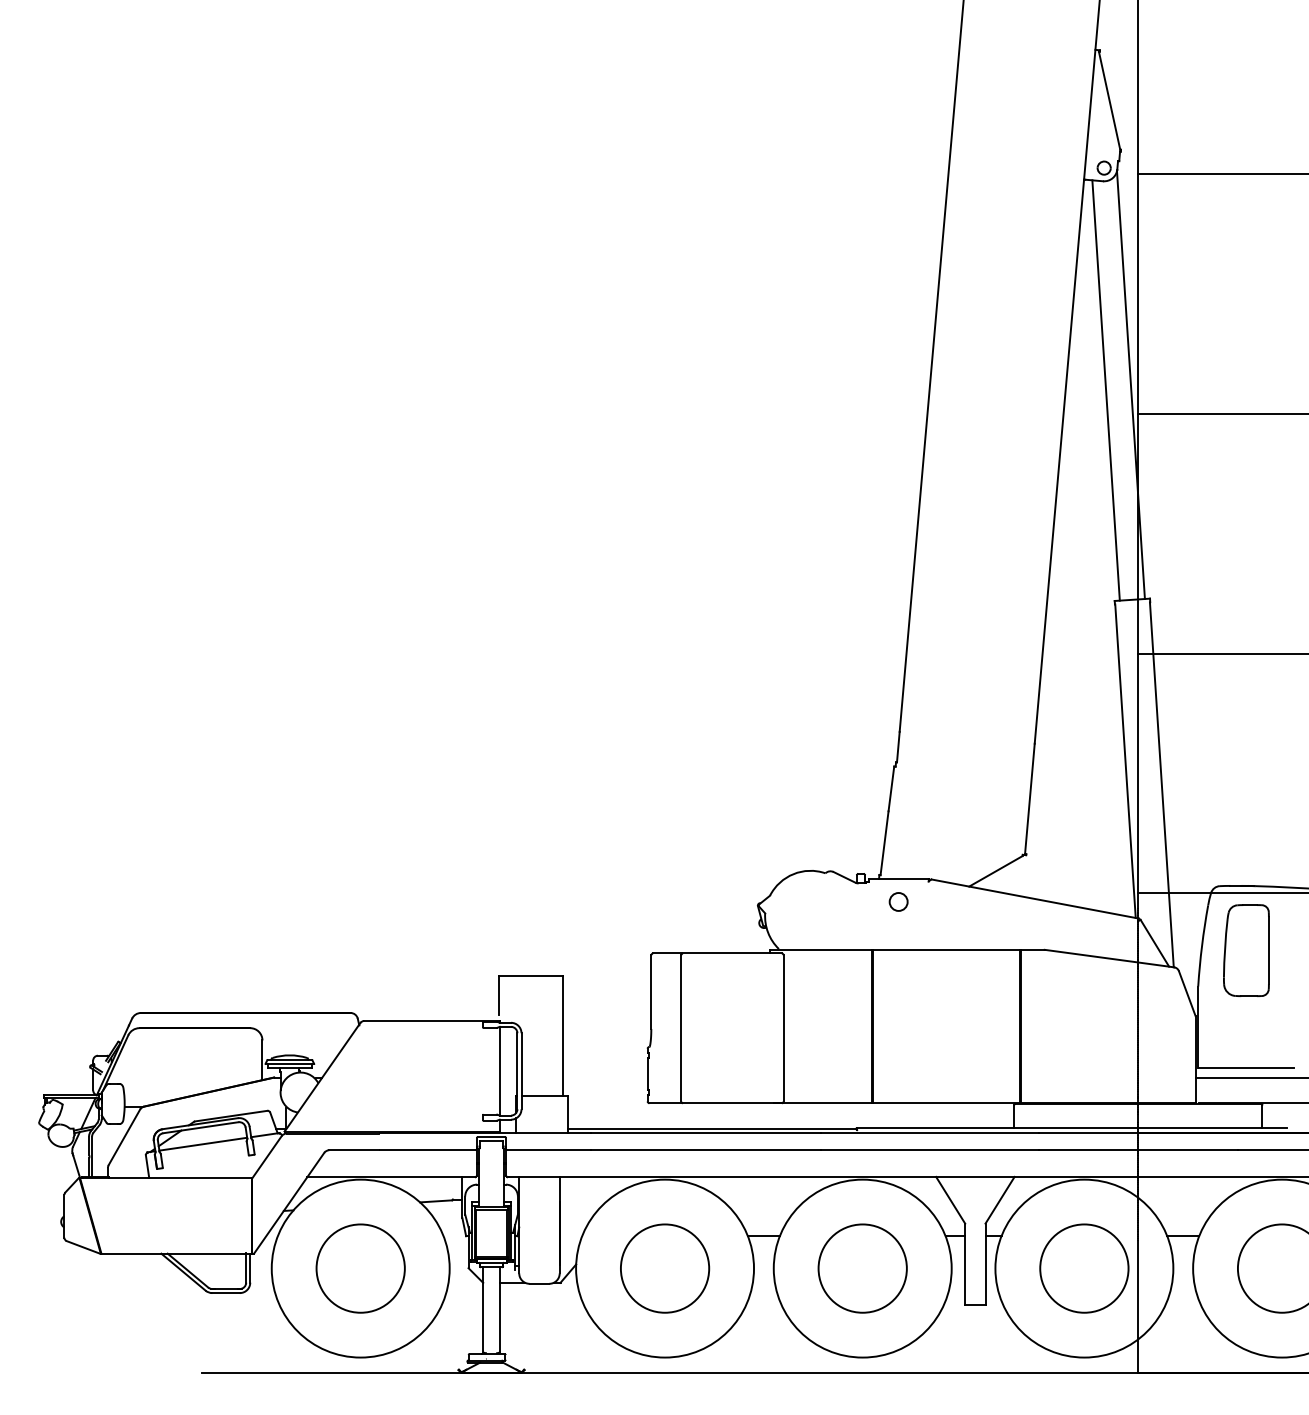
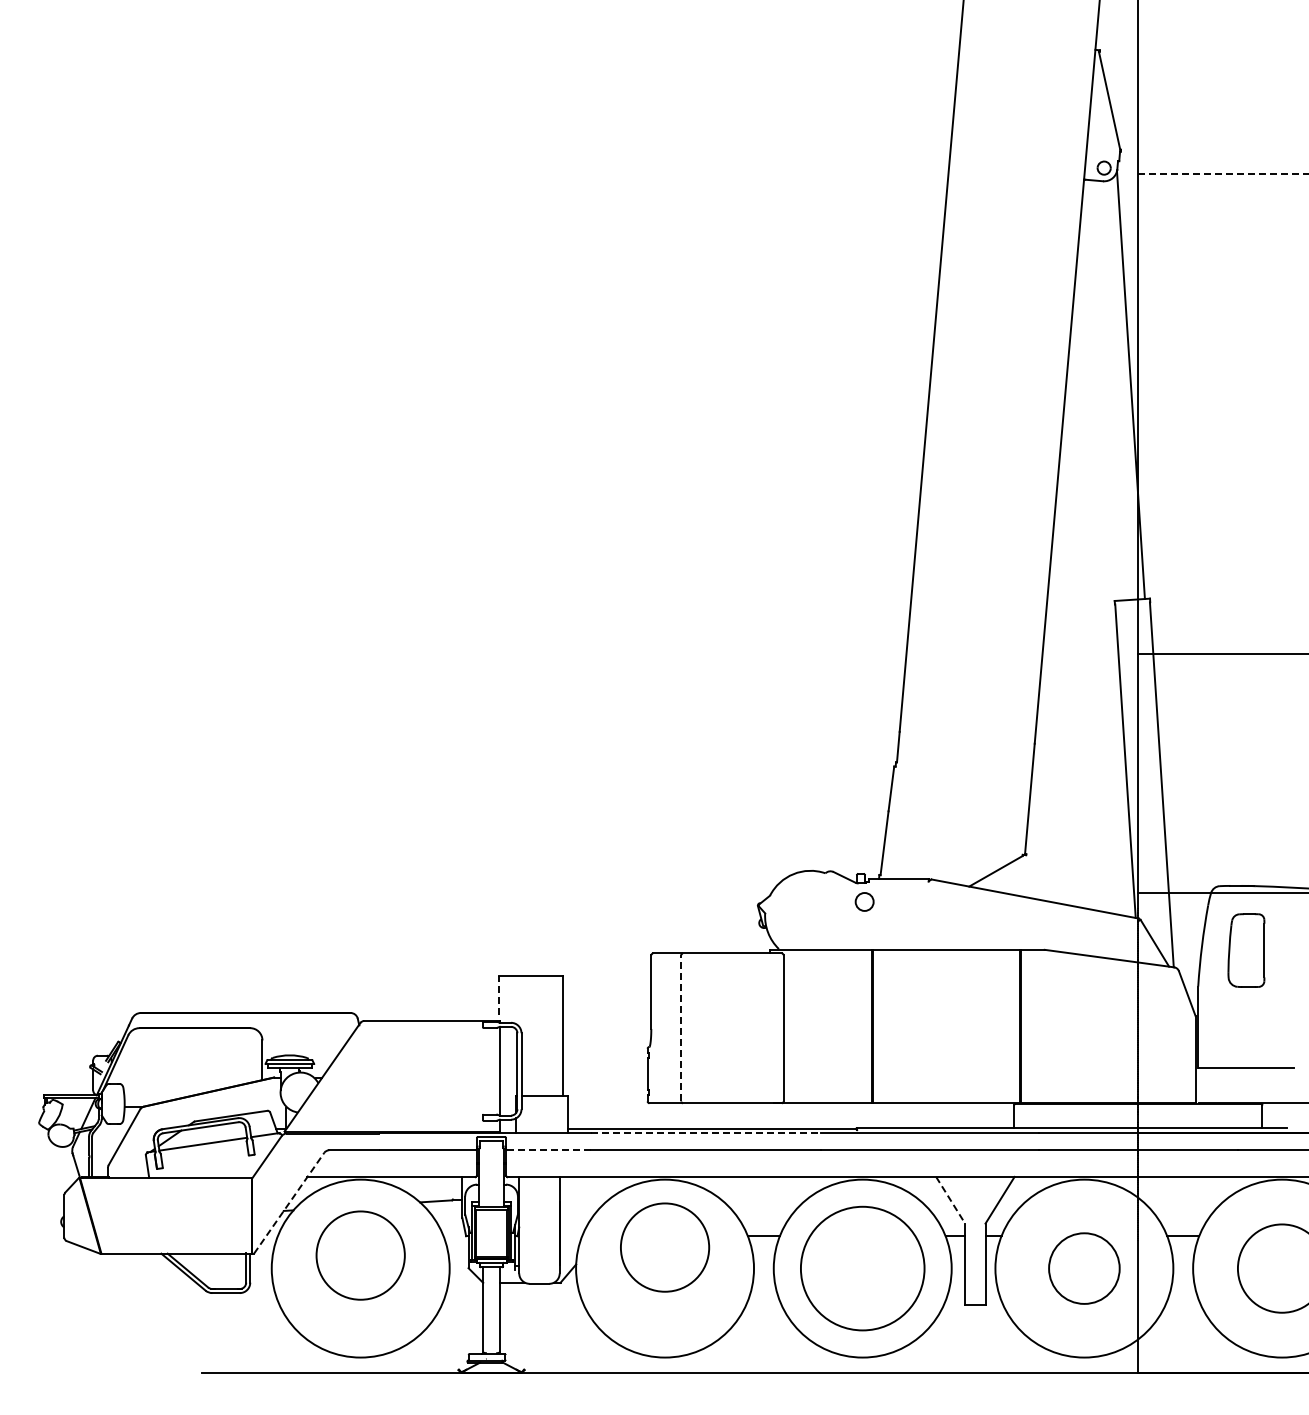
line: solid -> dashed (1224, 174)
line: present -> none (1105, 390)
line: present -> none (1221, 414)
circle position: (898, 901) -> (864, 901) (864, 901)
part size: 47x93 px -> 39x75 px (1246, 950)
line: solid -> dashed (498, 994)
line: solid -> dashed (681, 1027)
line: present -> none (1250, 1078)
line: solid -> dashed (705, 1133)
line: solid -> dashed (548, 1150)
line: solid -> dashed (950, 1200)
line: solid -> dashed (289, 1202)
circle position: (360, 1268) -> (360, 1255) (360, 1255)
circle position: (665, 1268) -> (665, 1247) (665, 1247)
circle diameter: 88 px -> 124 px (862, 1268)
circle diameter: 88 px -> 71 px (1084, 1268)
